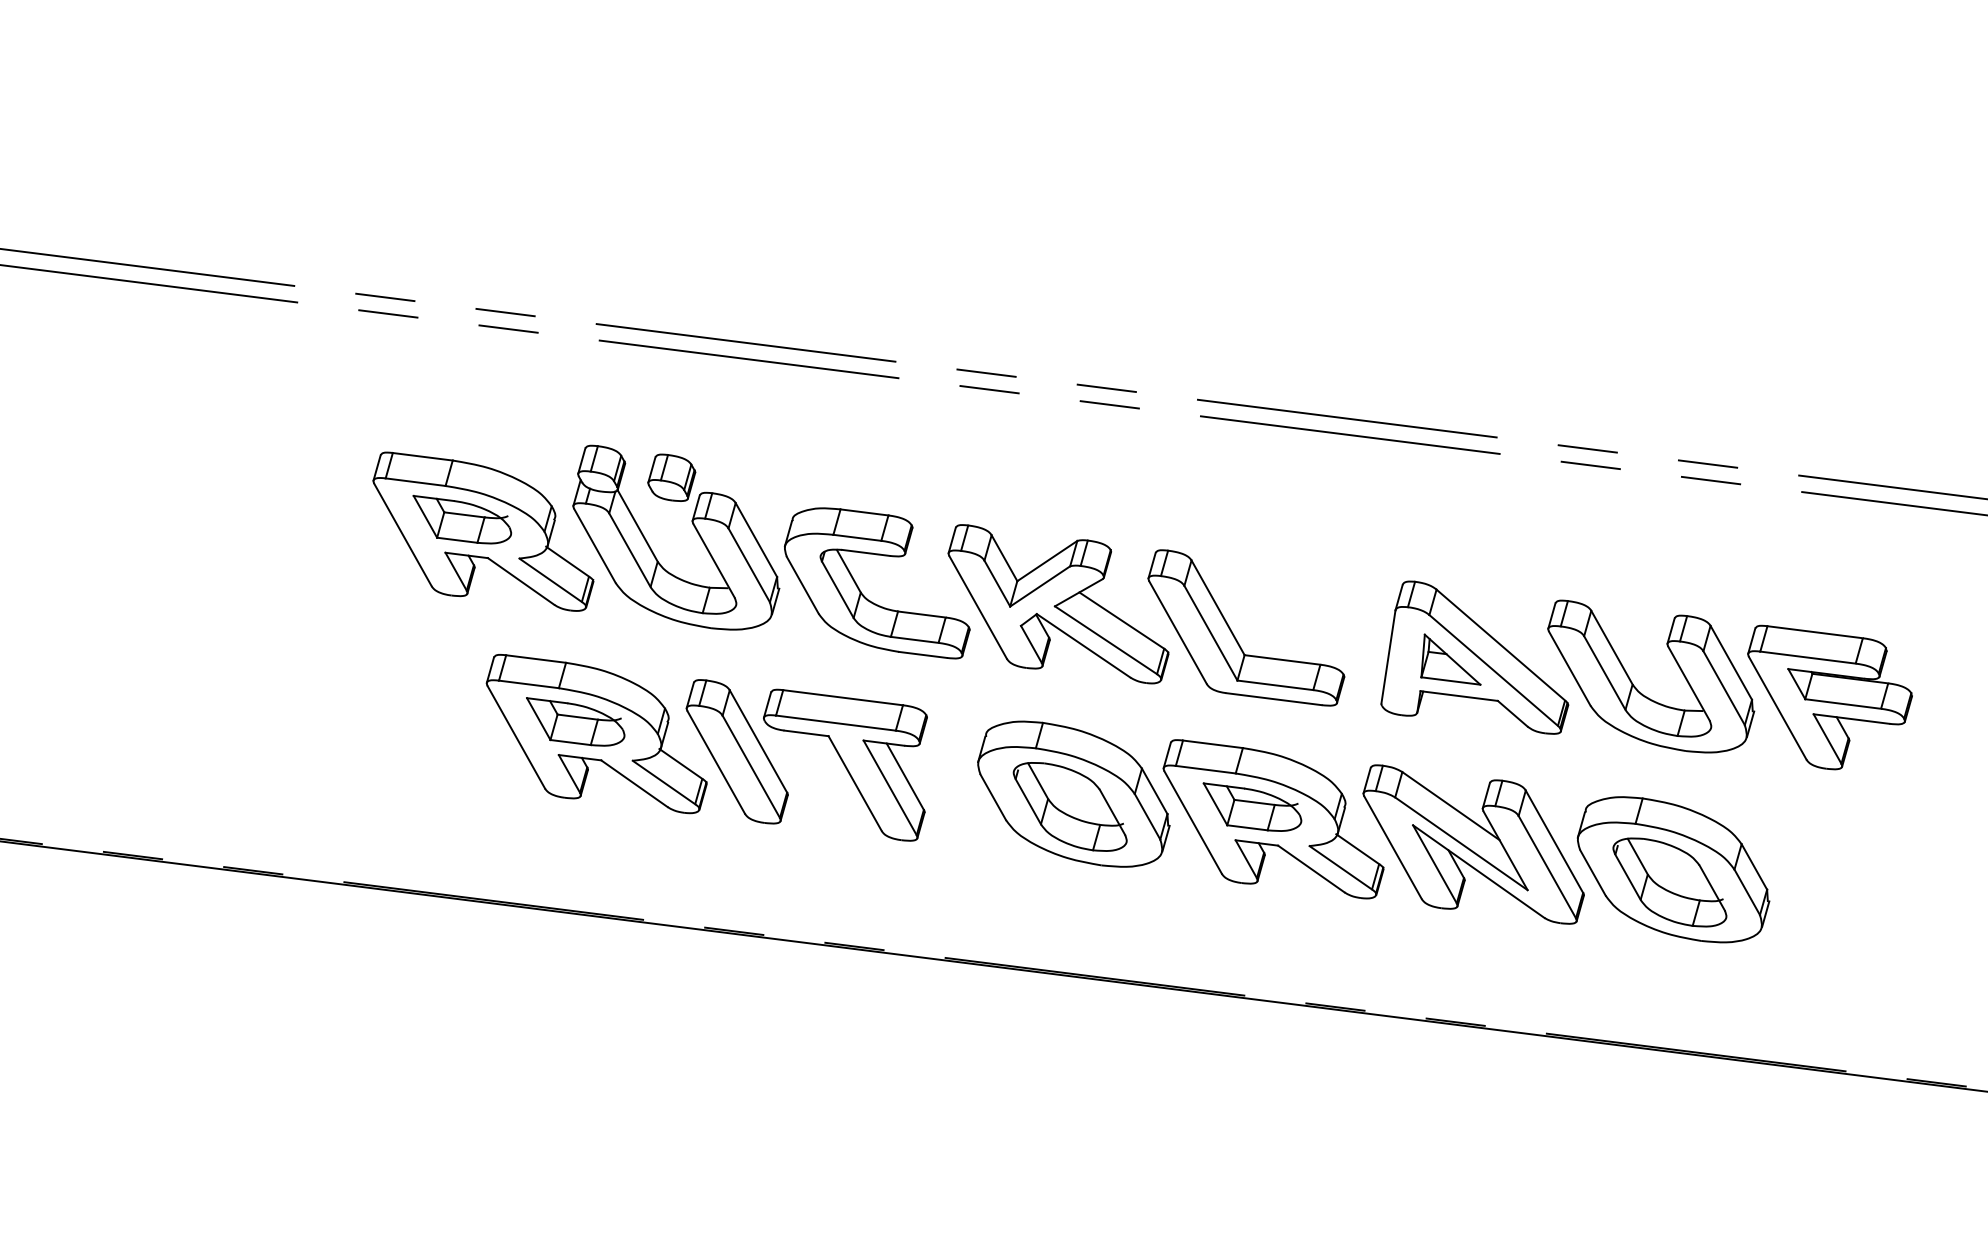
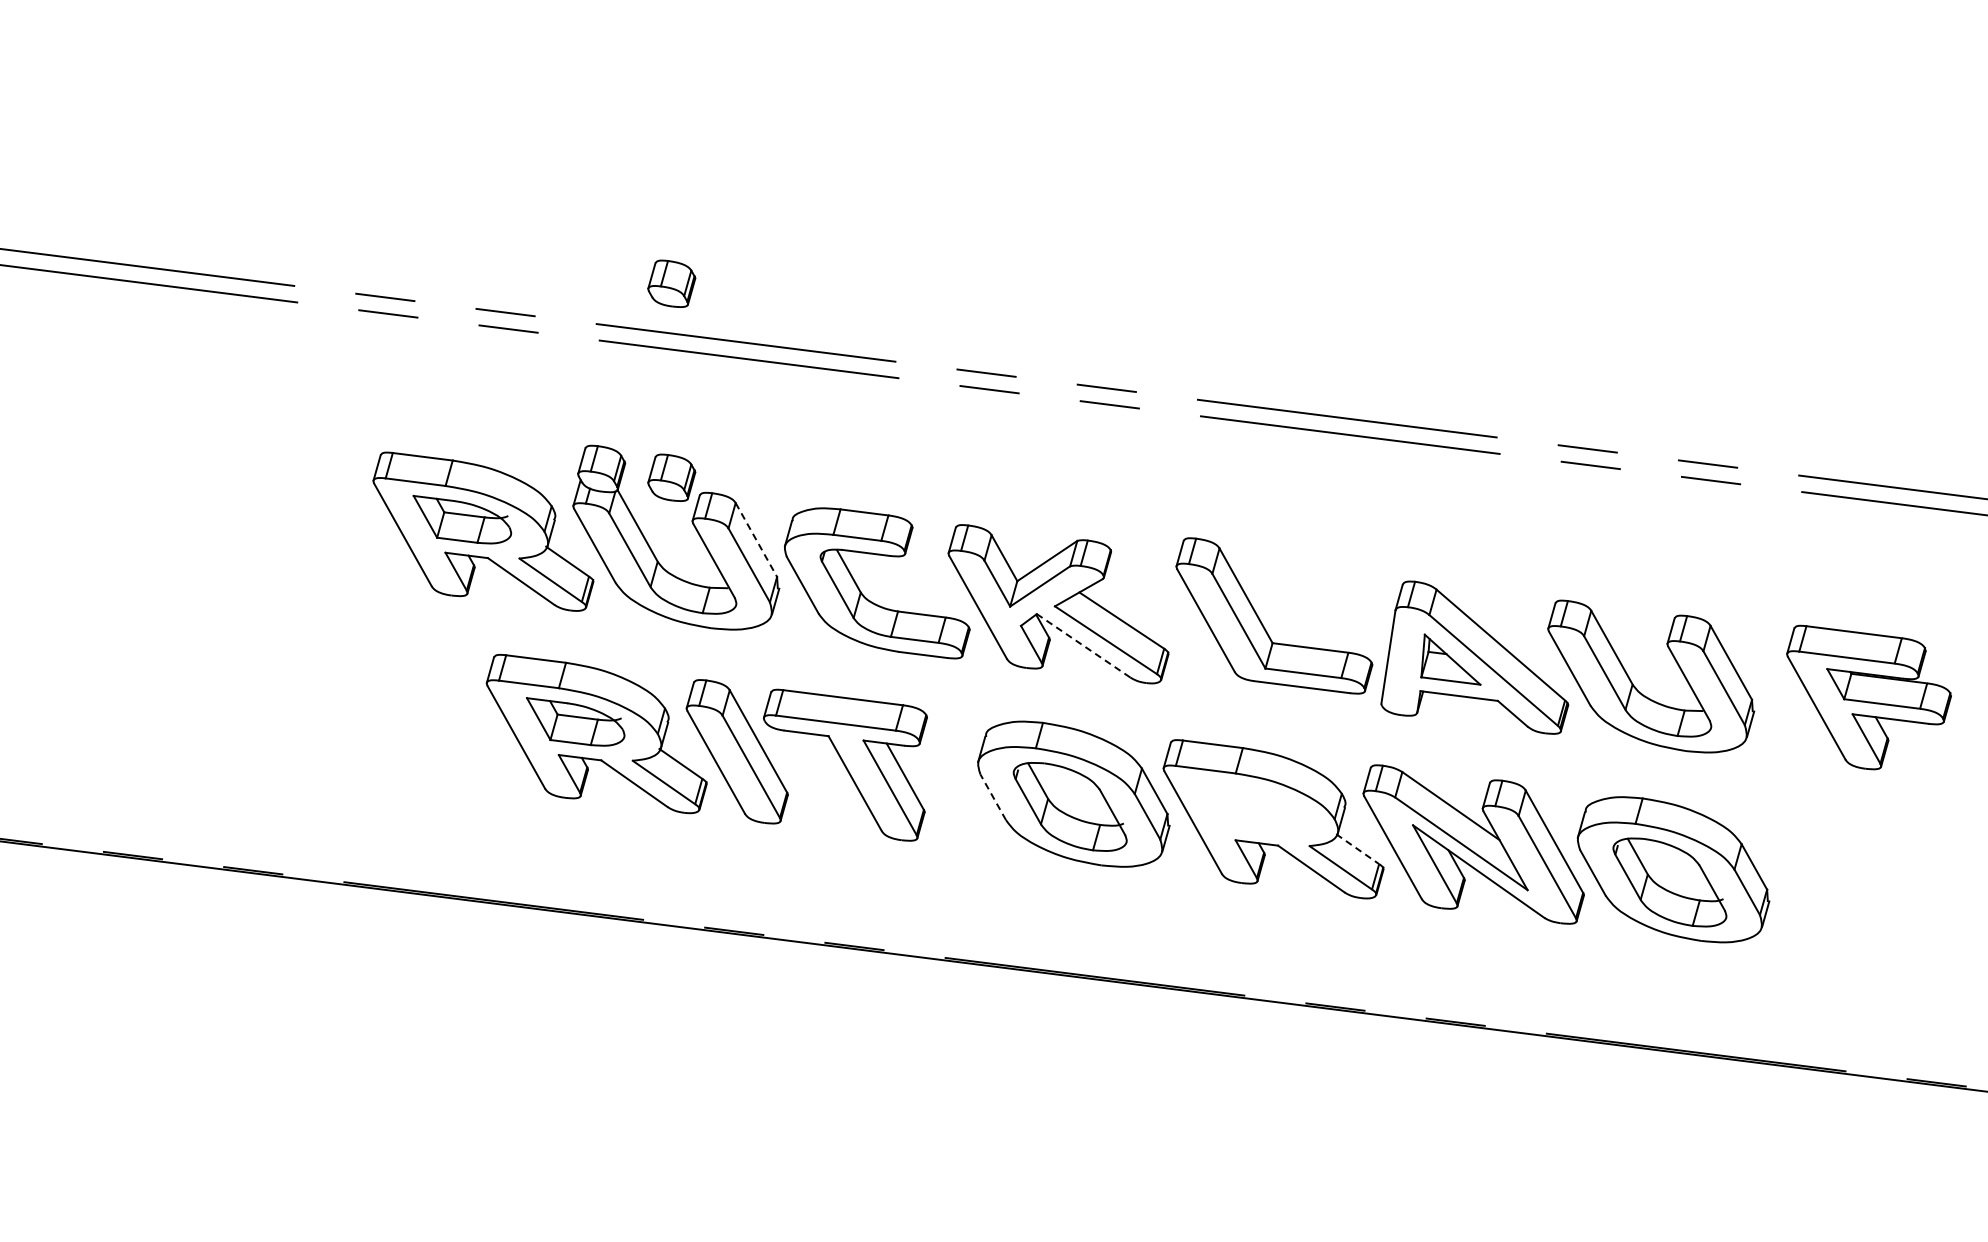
part: none -> present (671, 283)
line: solid -> dashed (756, 540)
part position: (1234, 634) -> (1262, 622) (1262, 622)
line: solid -> dashed (1083, 645)
part position: (1829, 697) -> (1868, 697) (1868, 697)
line: solid -> dashed (993, 796)
part: present -> none (1252, 806)
line: solid -> dashed (1358, 849)
